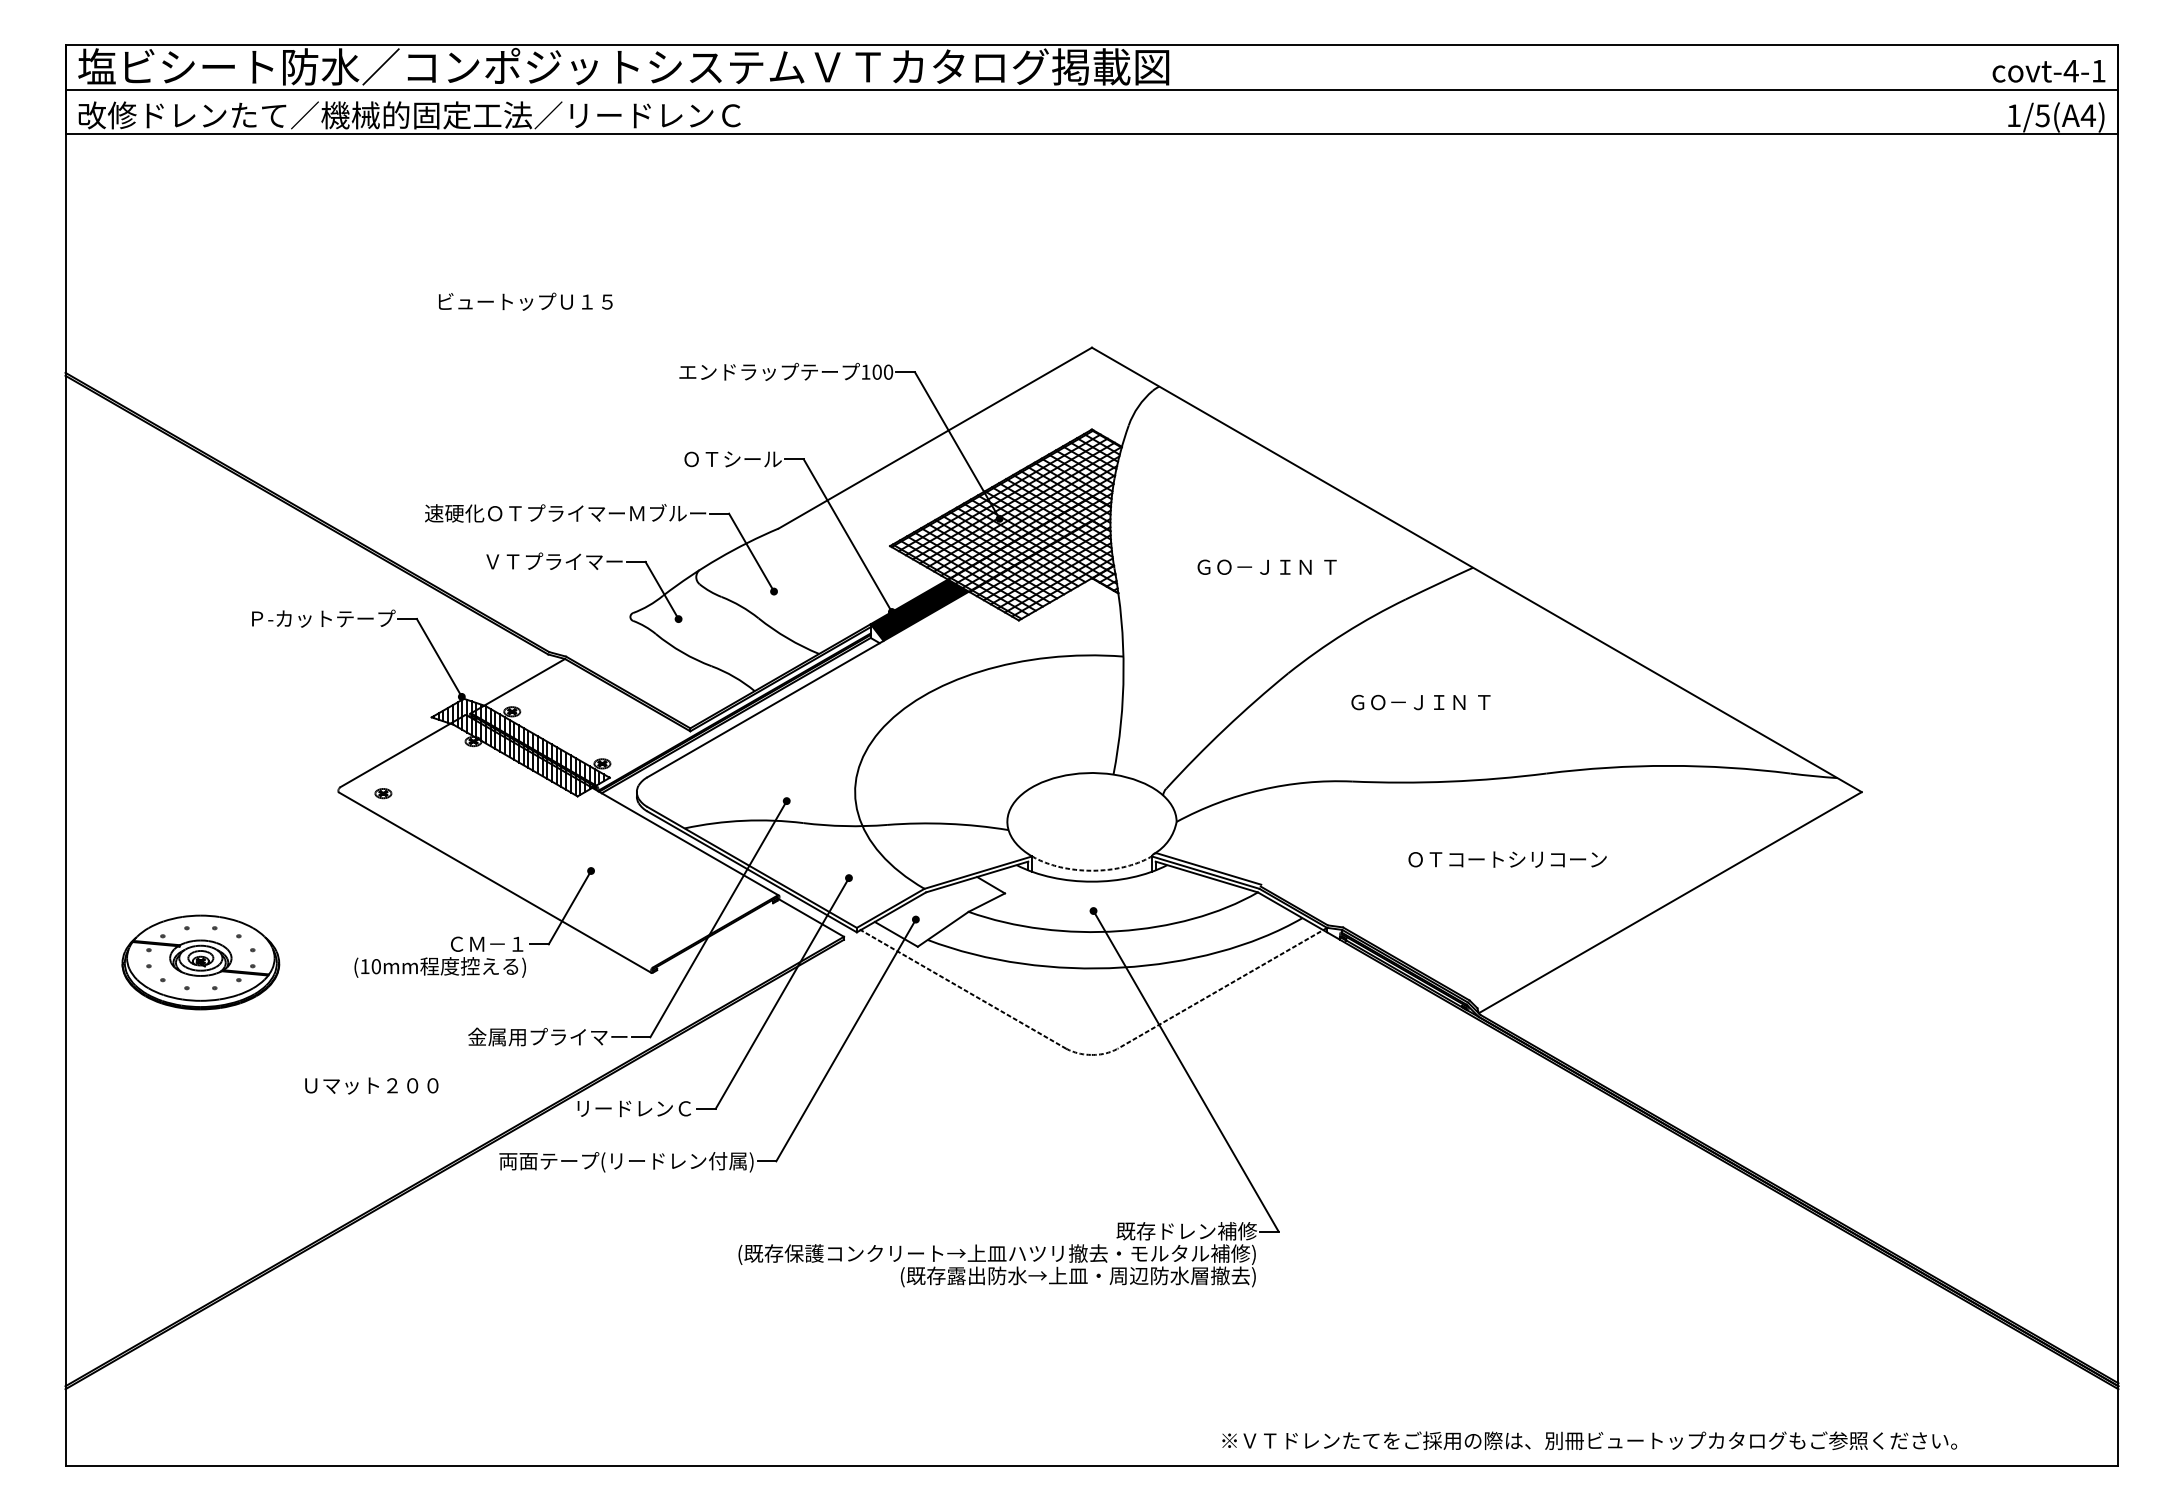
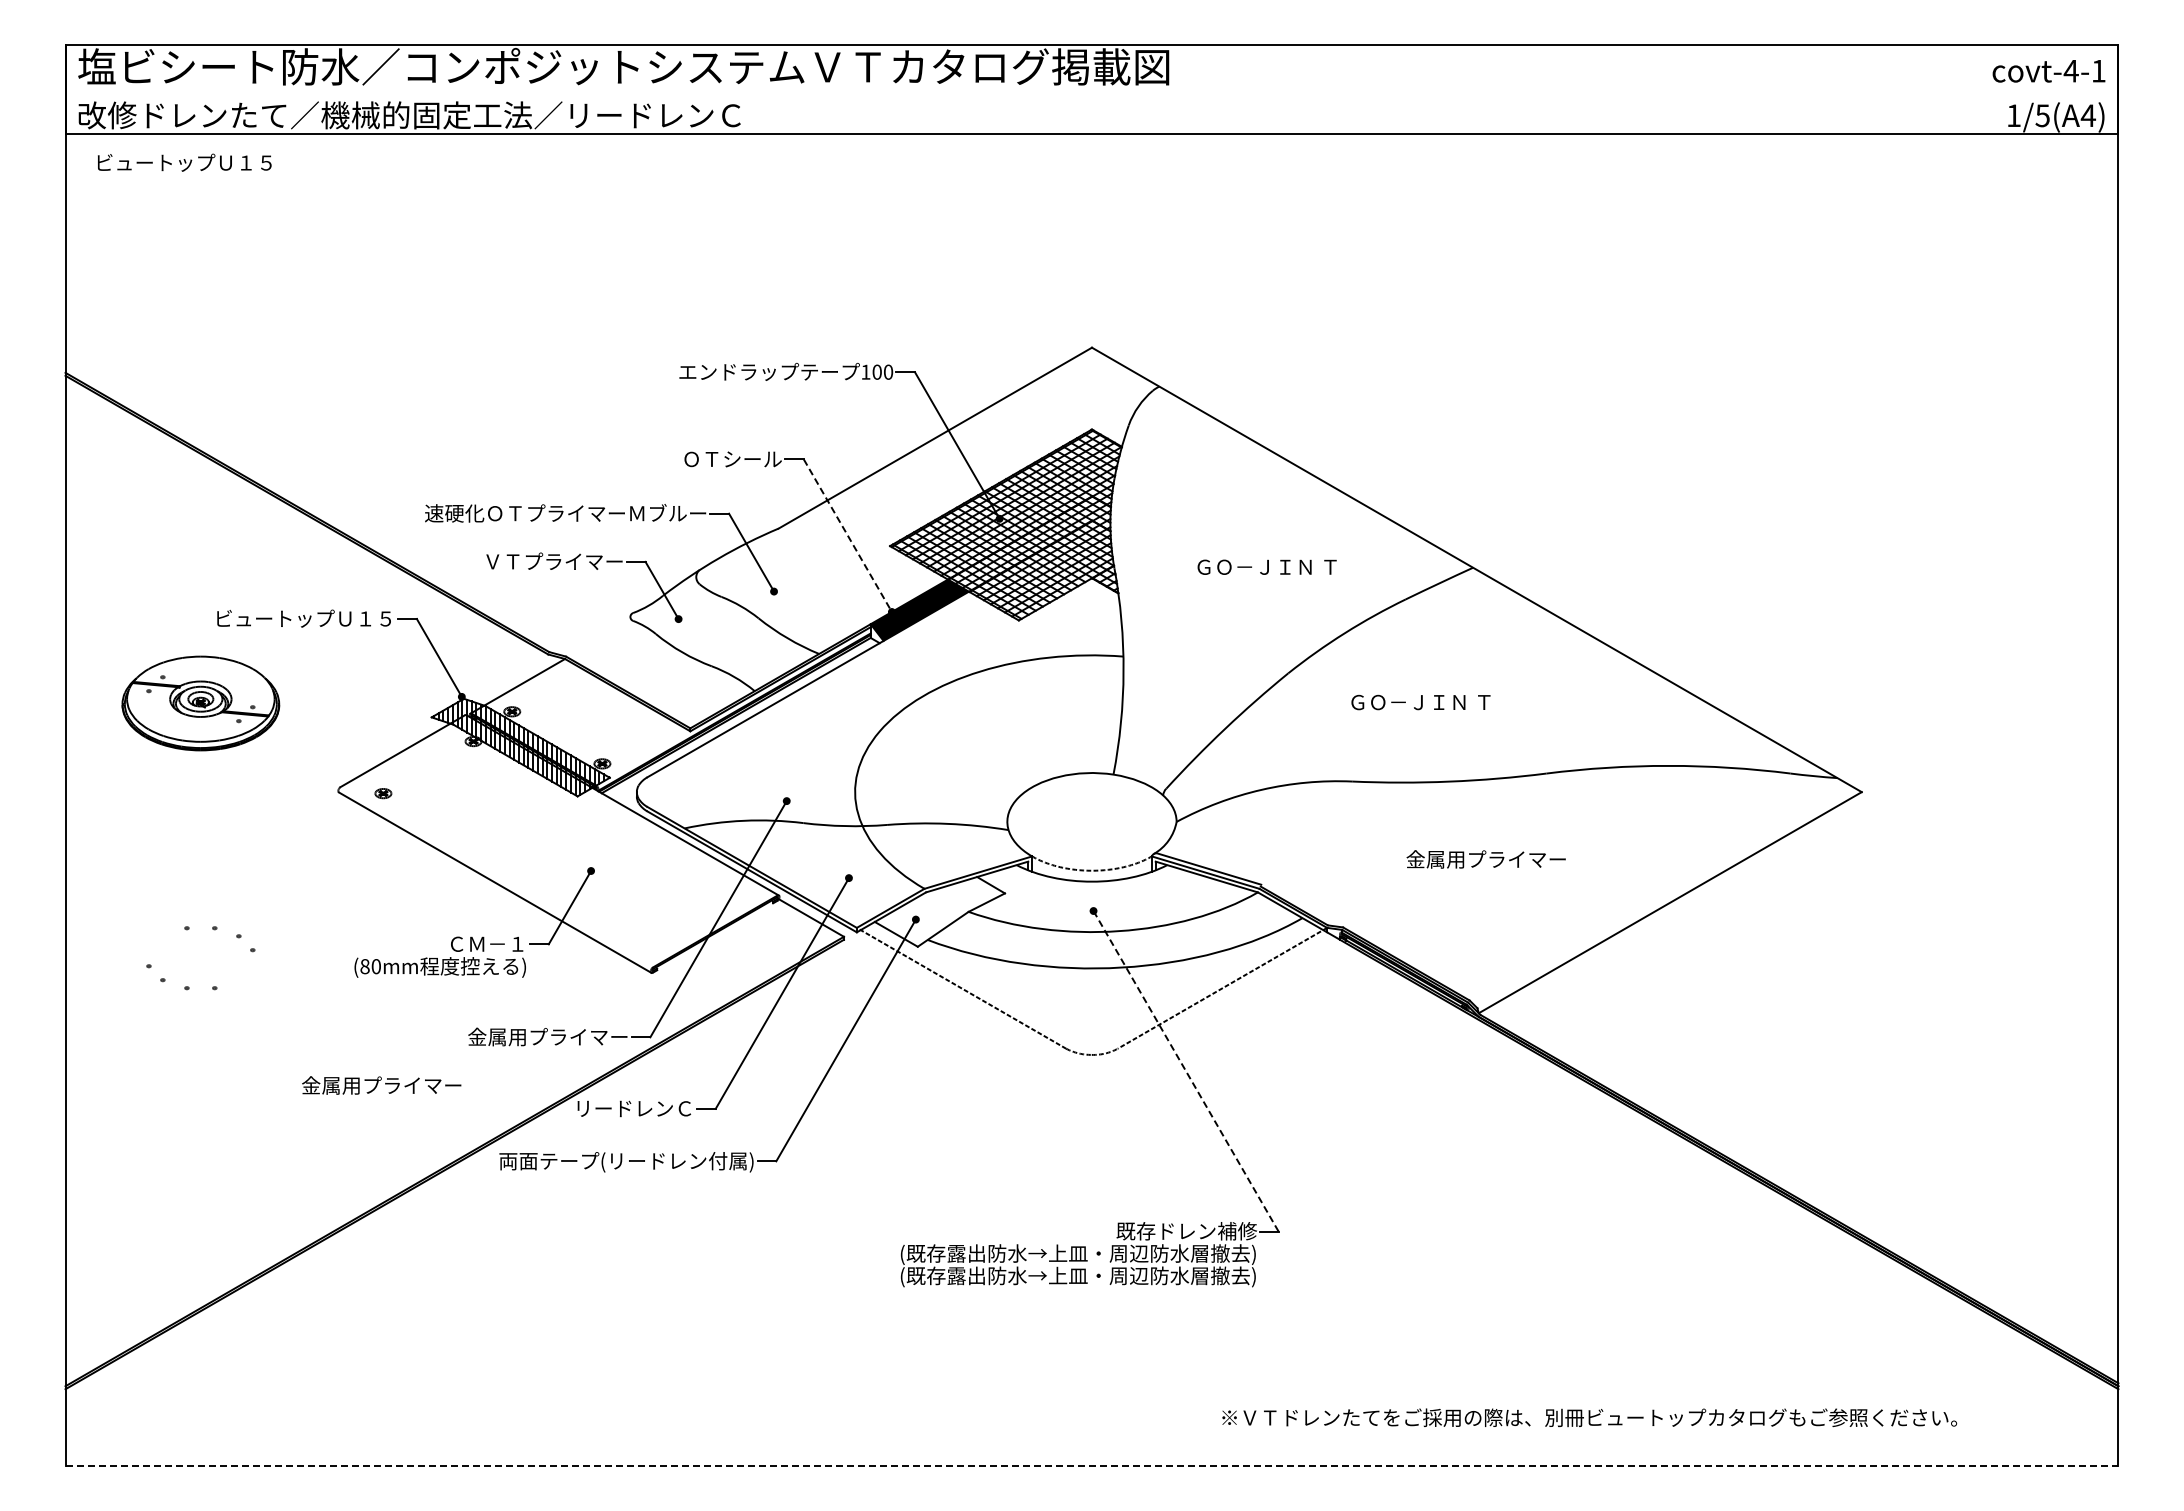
line: present -> none (1091, 89)
text position: (525, 301) -> (184, 162) (184, 162)
line: solid -> dashed (848, 536)
text: Ｐ-カットテープ -> ビュートップＵ１５ (306, 618)
text: ＯＴコートシリコーン -> 金属用プライマー (1506, 859)
part position: (200, 962) -> (200, 703) (200, 703)
text: (10mm -> (80mm (364, 966)
line: solid -> dashed (1185, 1070)
text: Ｕマット２００ -> 金属用プライマー (381, 1085)
text: (既存保護コンクリート→上皿ハツリ撤去・モルタル補修) -> (既存露出防水→上皿・周辺防水層撤去) (994, 1254)
text position: (1589, 1440) -> (1589, 1417) (1589, 1417)
line: solid -> dashed (1092, 1465)
